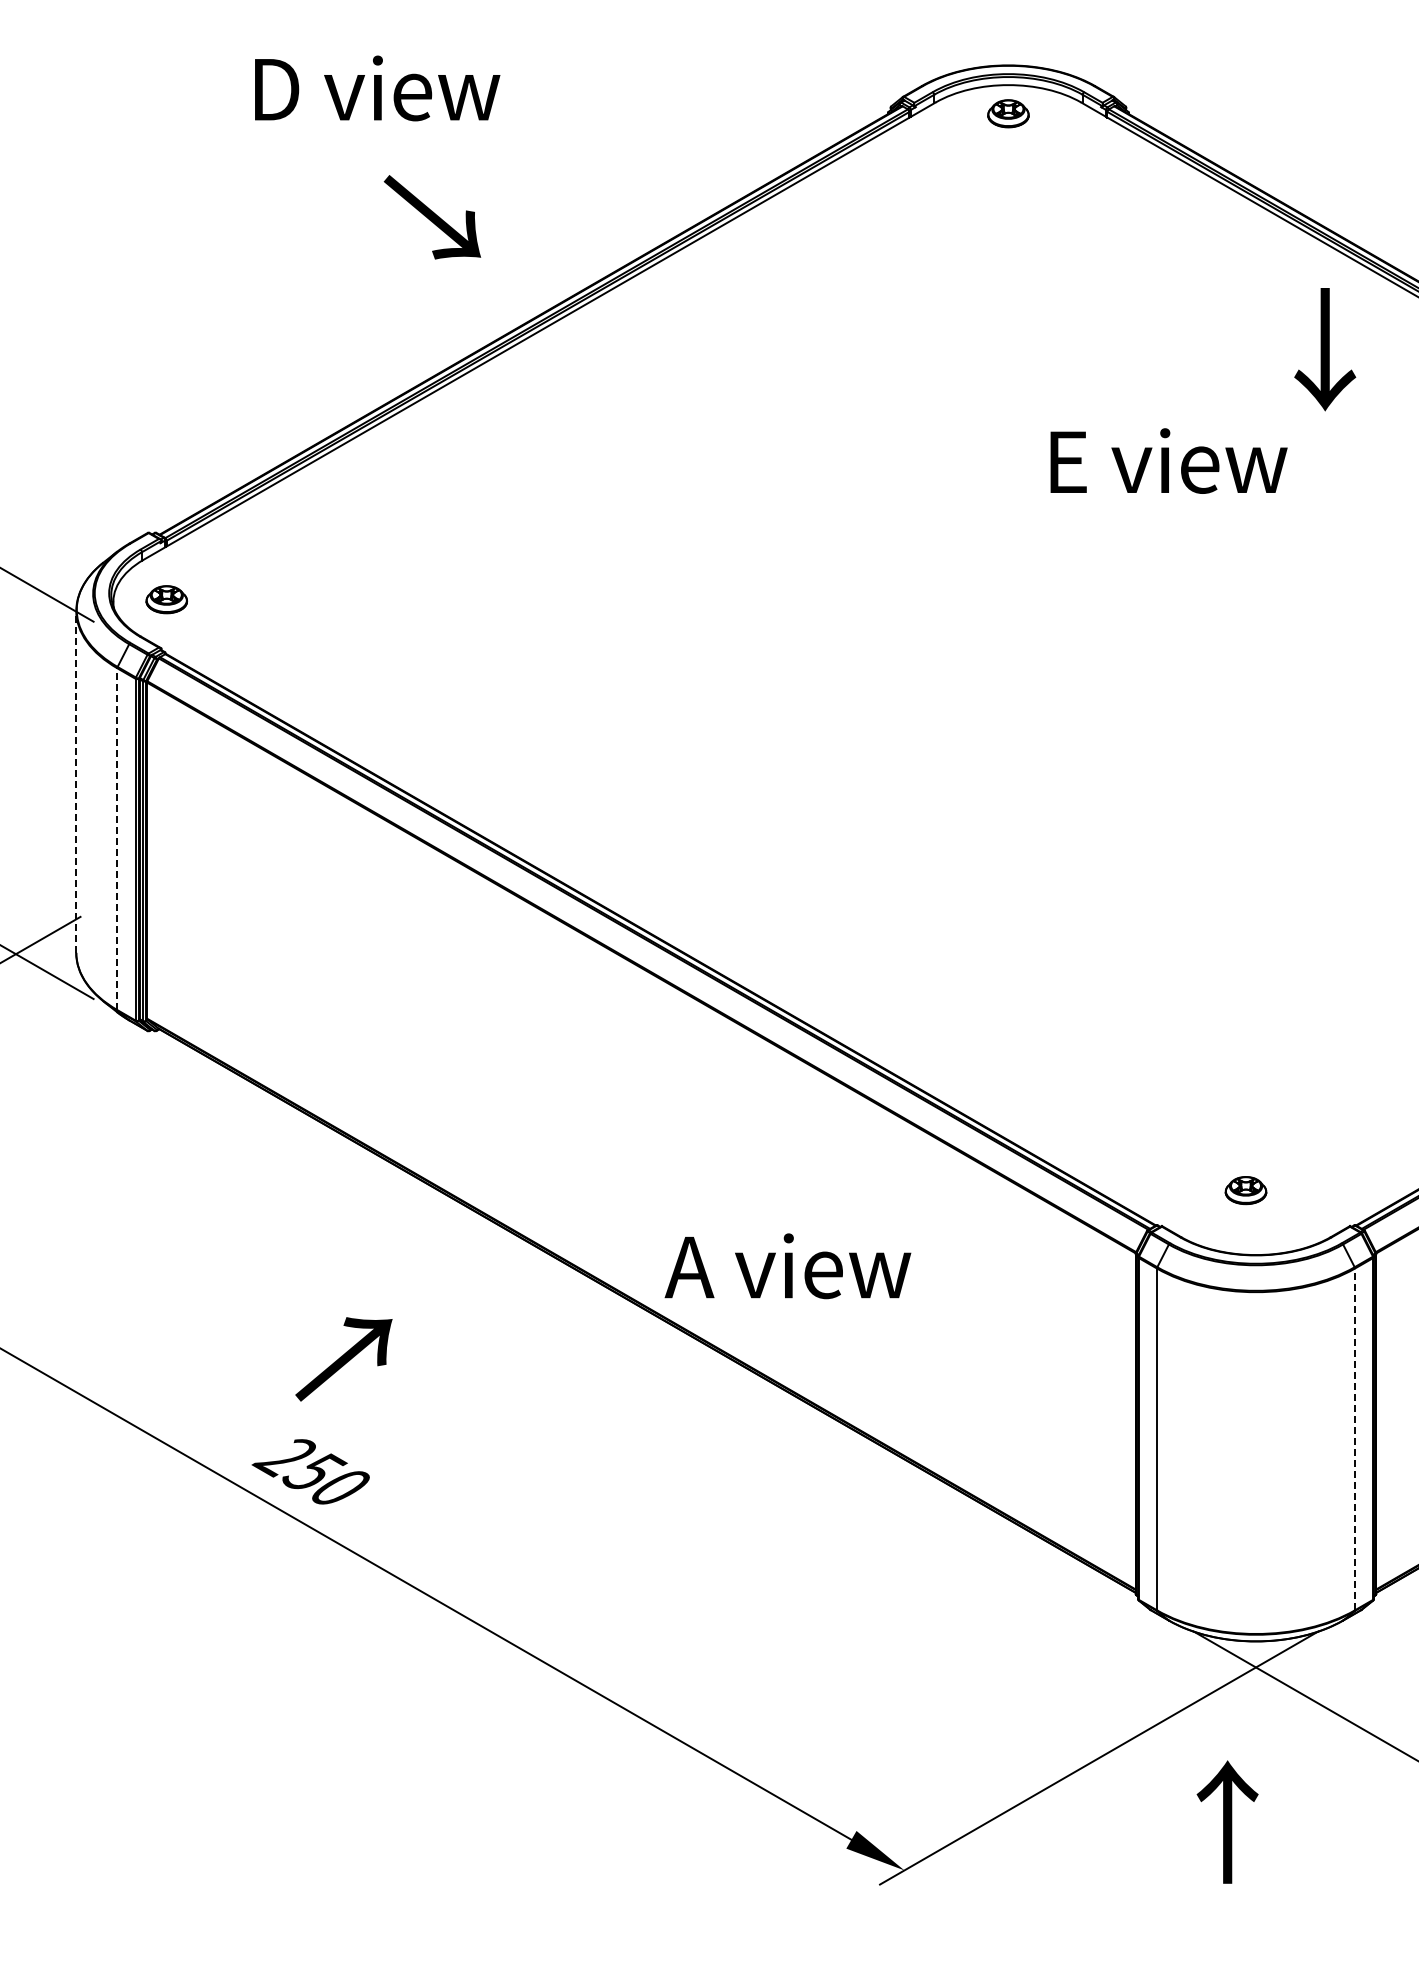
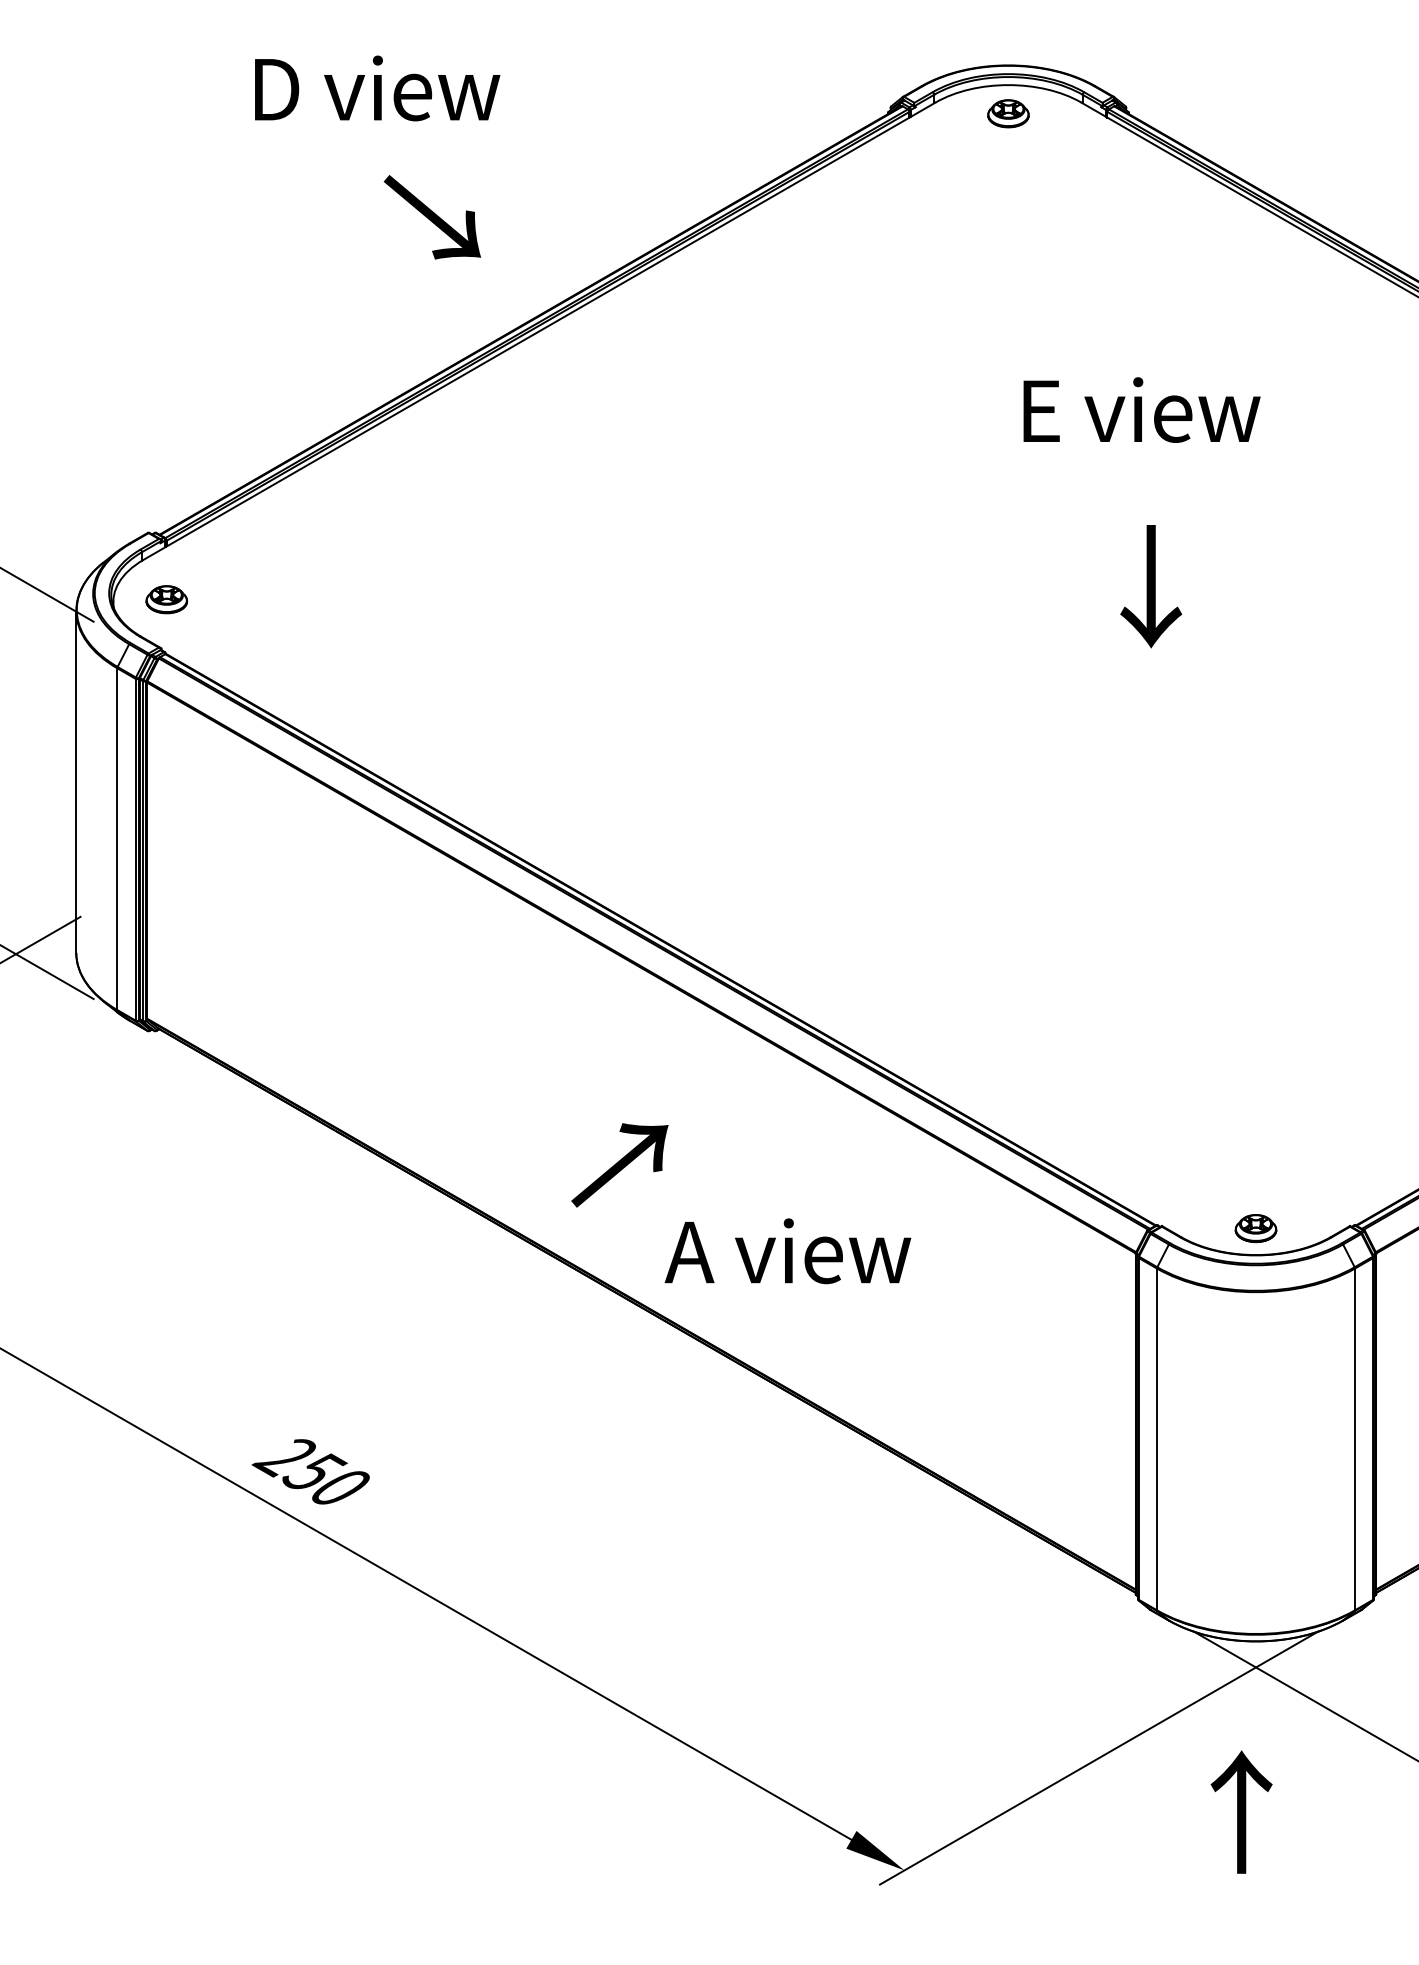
text position: (1325, 349) -> (1151, 586) (1151, 586)
text position: (1168, 460) -> (1141, 409) (1141, 409)
line: dashed -> solid (76, 781)
line: dashed -> solid (117, 839)
part position: (1245, 1190) -> (1255, 1228) (1255, 1228)
text position: (787, 1266) -> (787, 1251) (787, 1251)
text position: (343, 1359) -> (619, 1165) (619, 1165)
line: dashed -> solid (1355, 1439)
text position: (1227, 1821) -> (1241, 1811) (1241, 1811)
